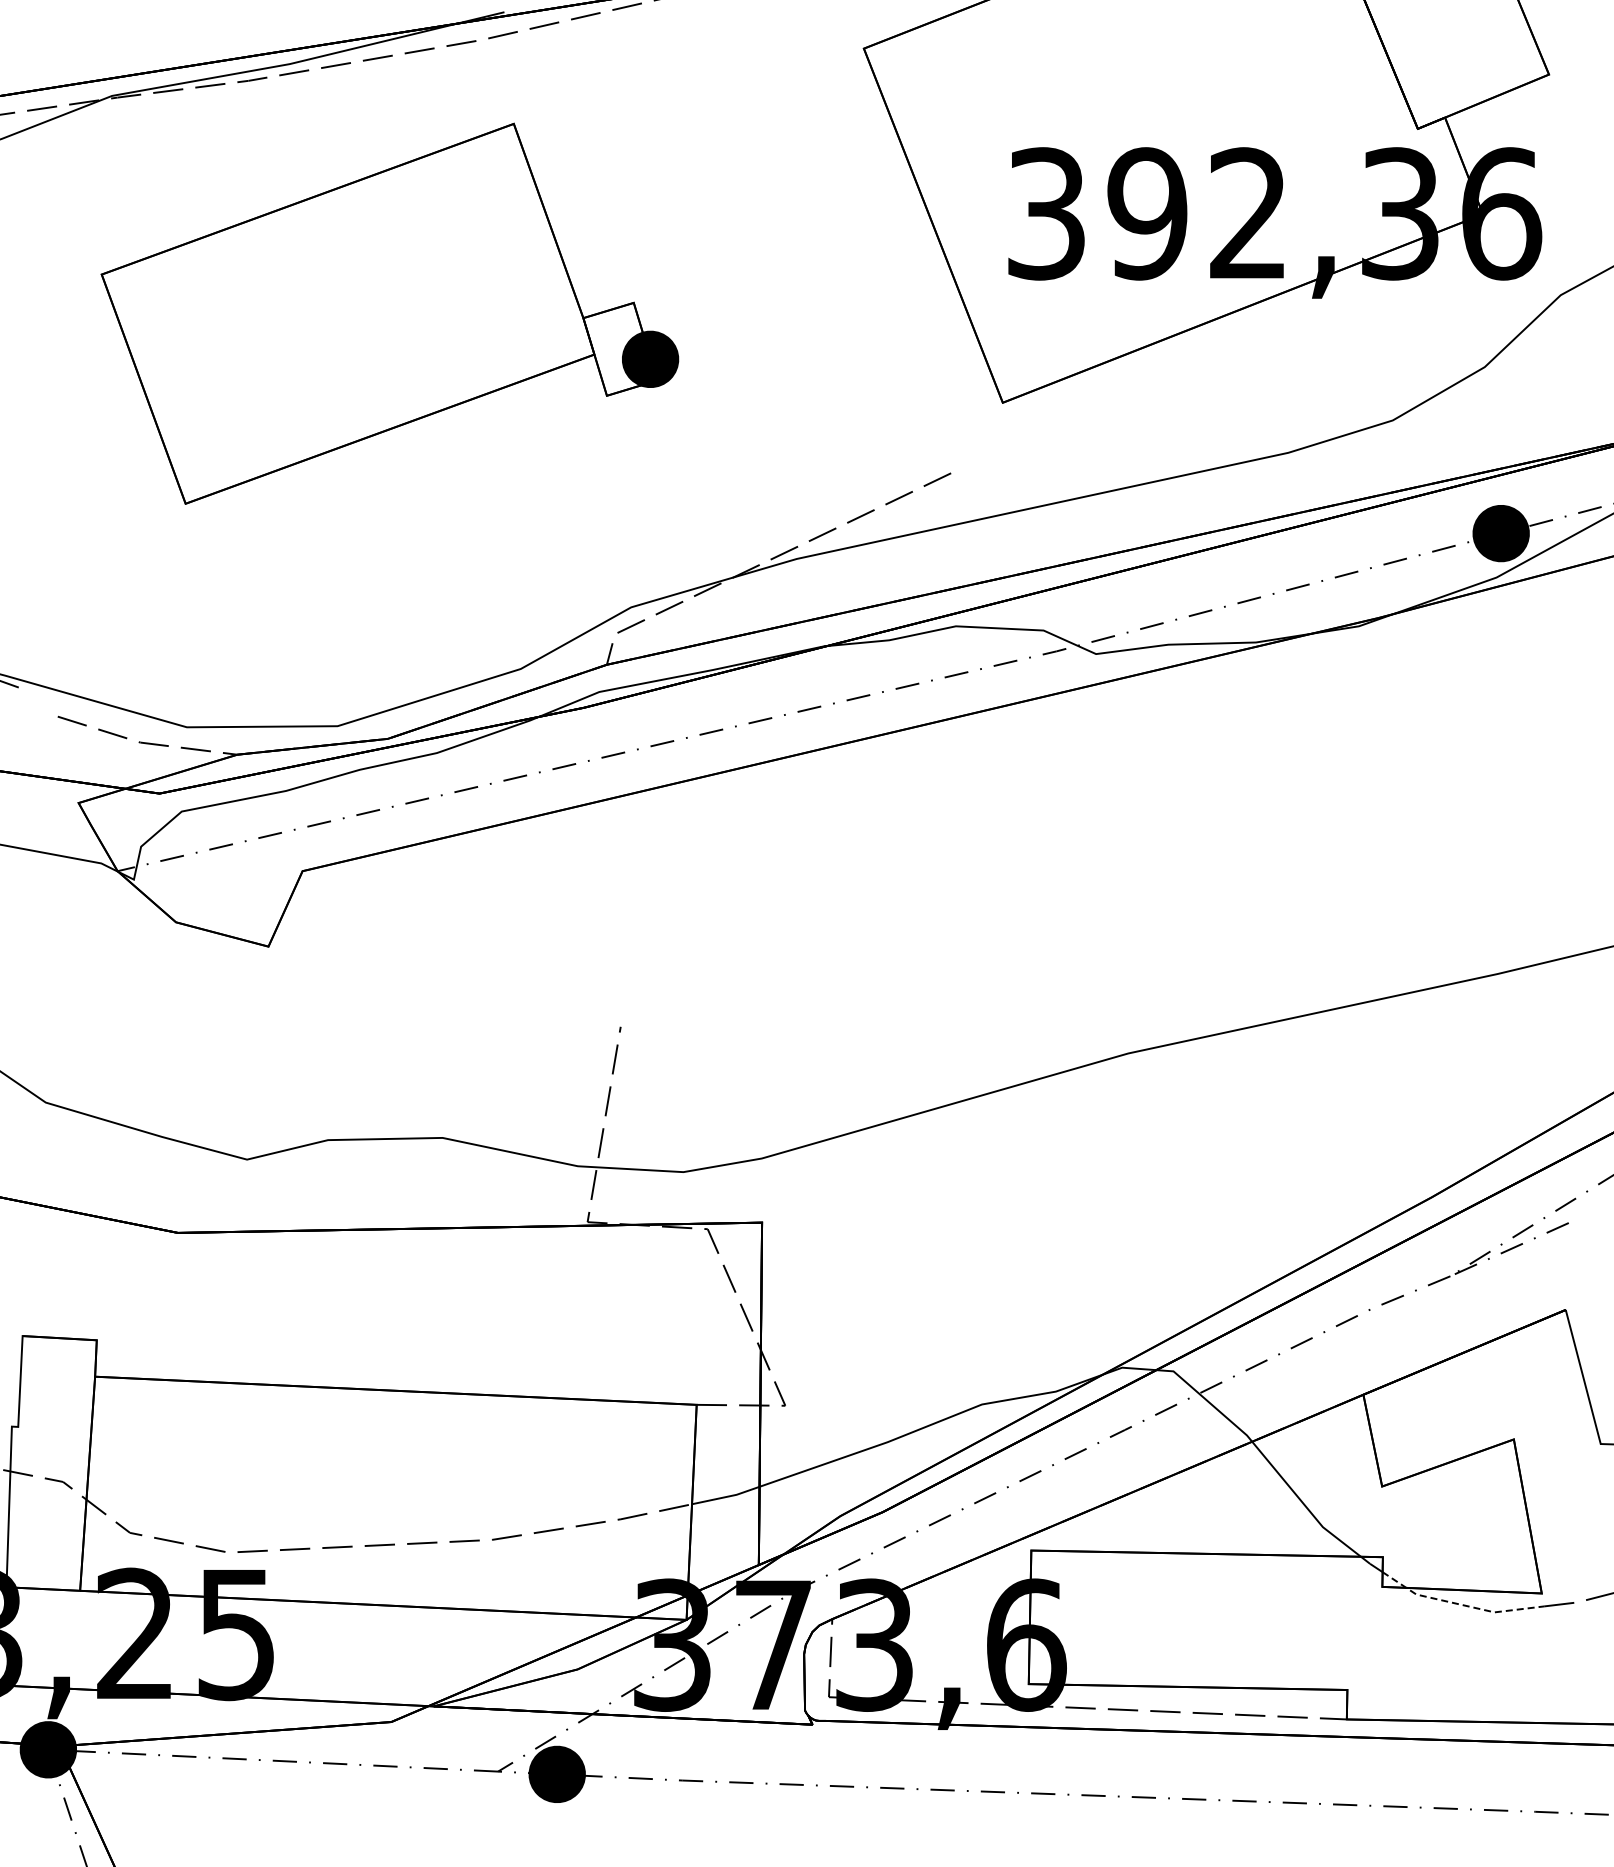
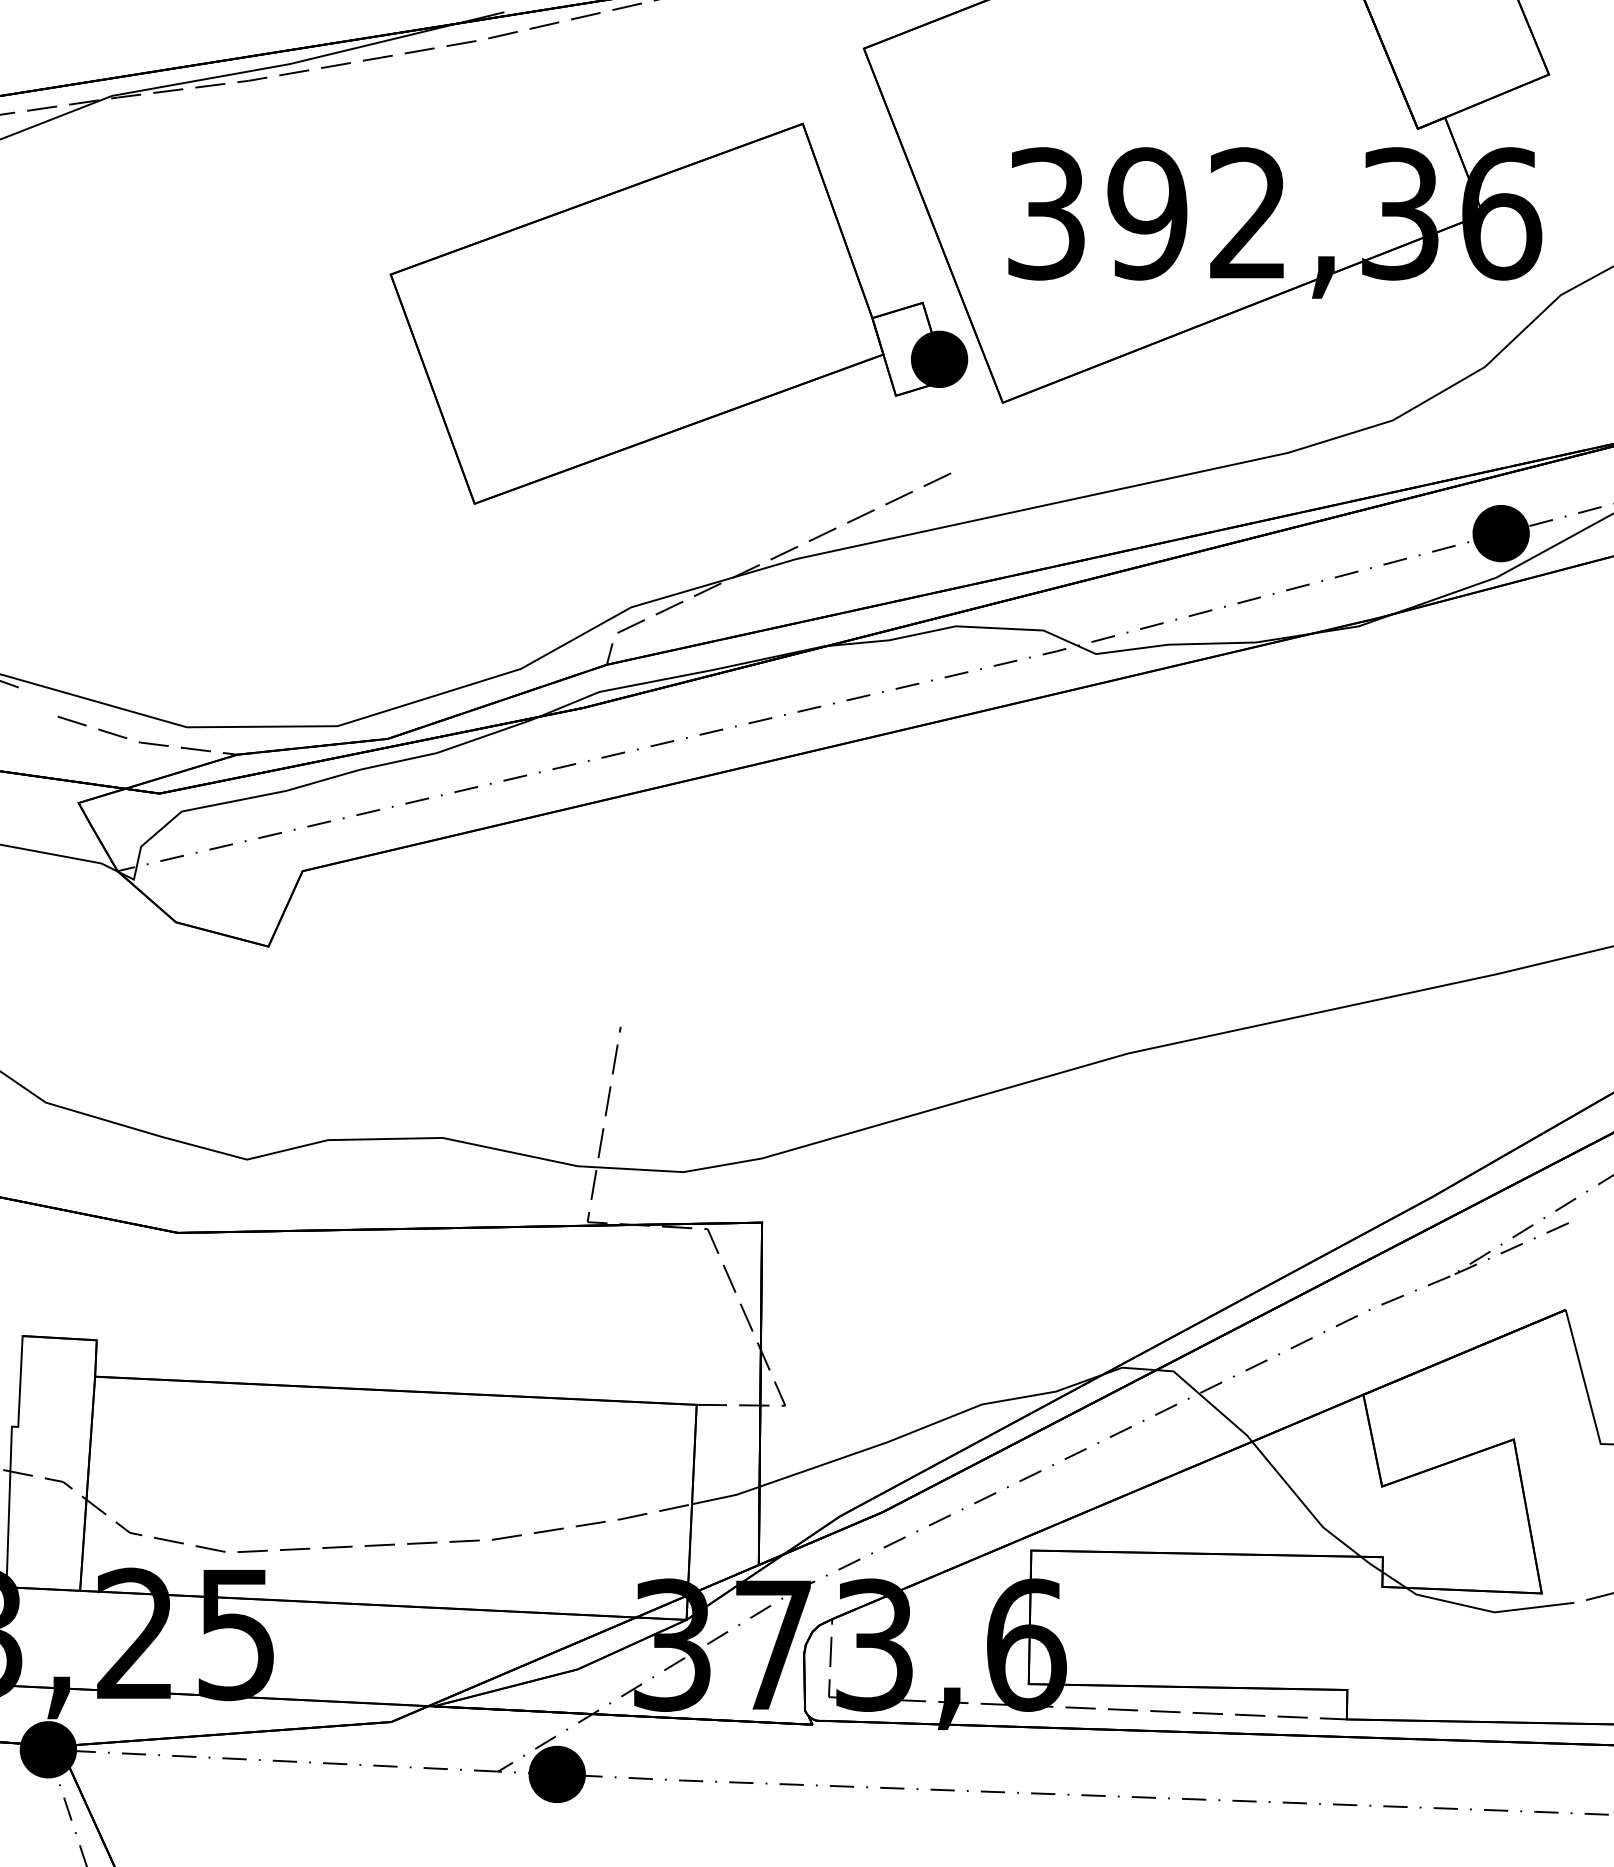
part position: (389, 313) -> (678, 313) (678, 313)
line: dashed -> solid (1459, 1604)
